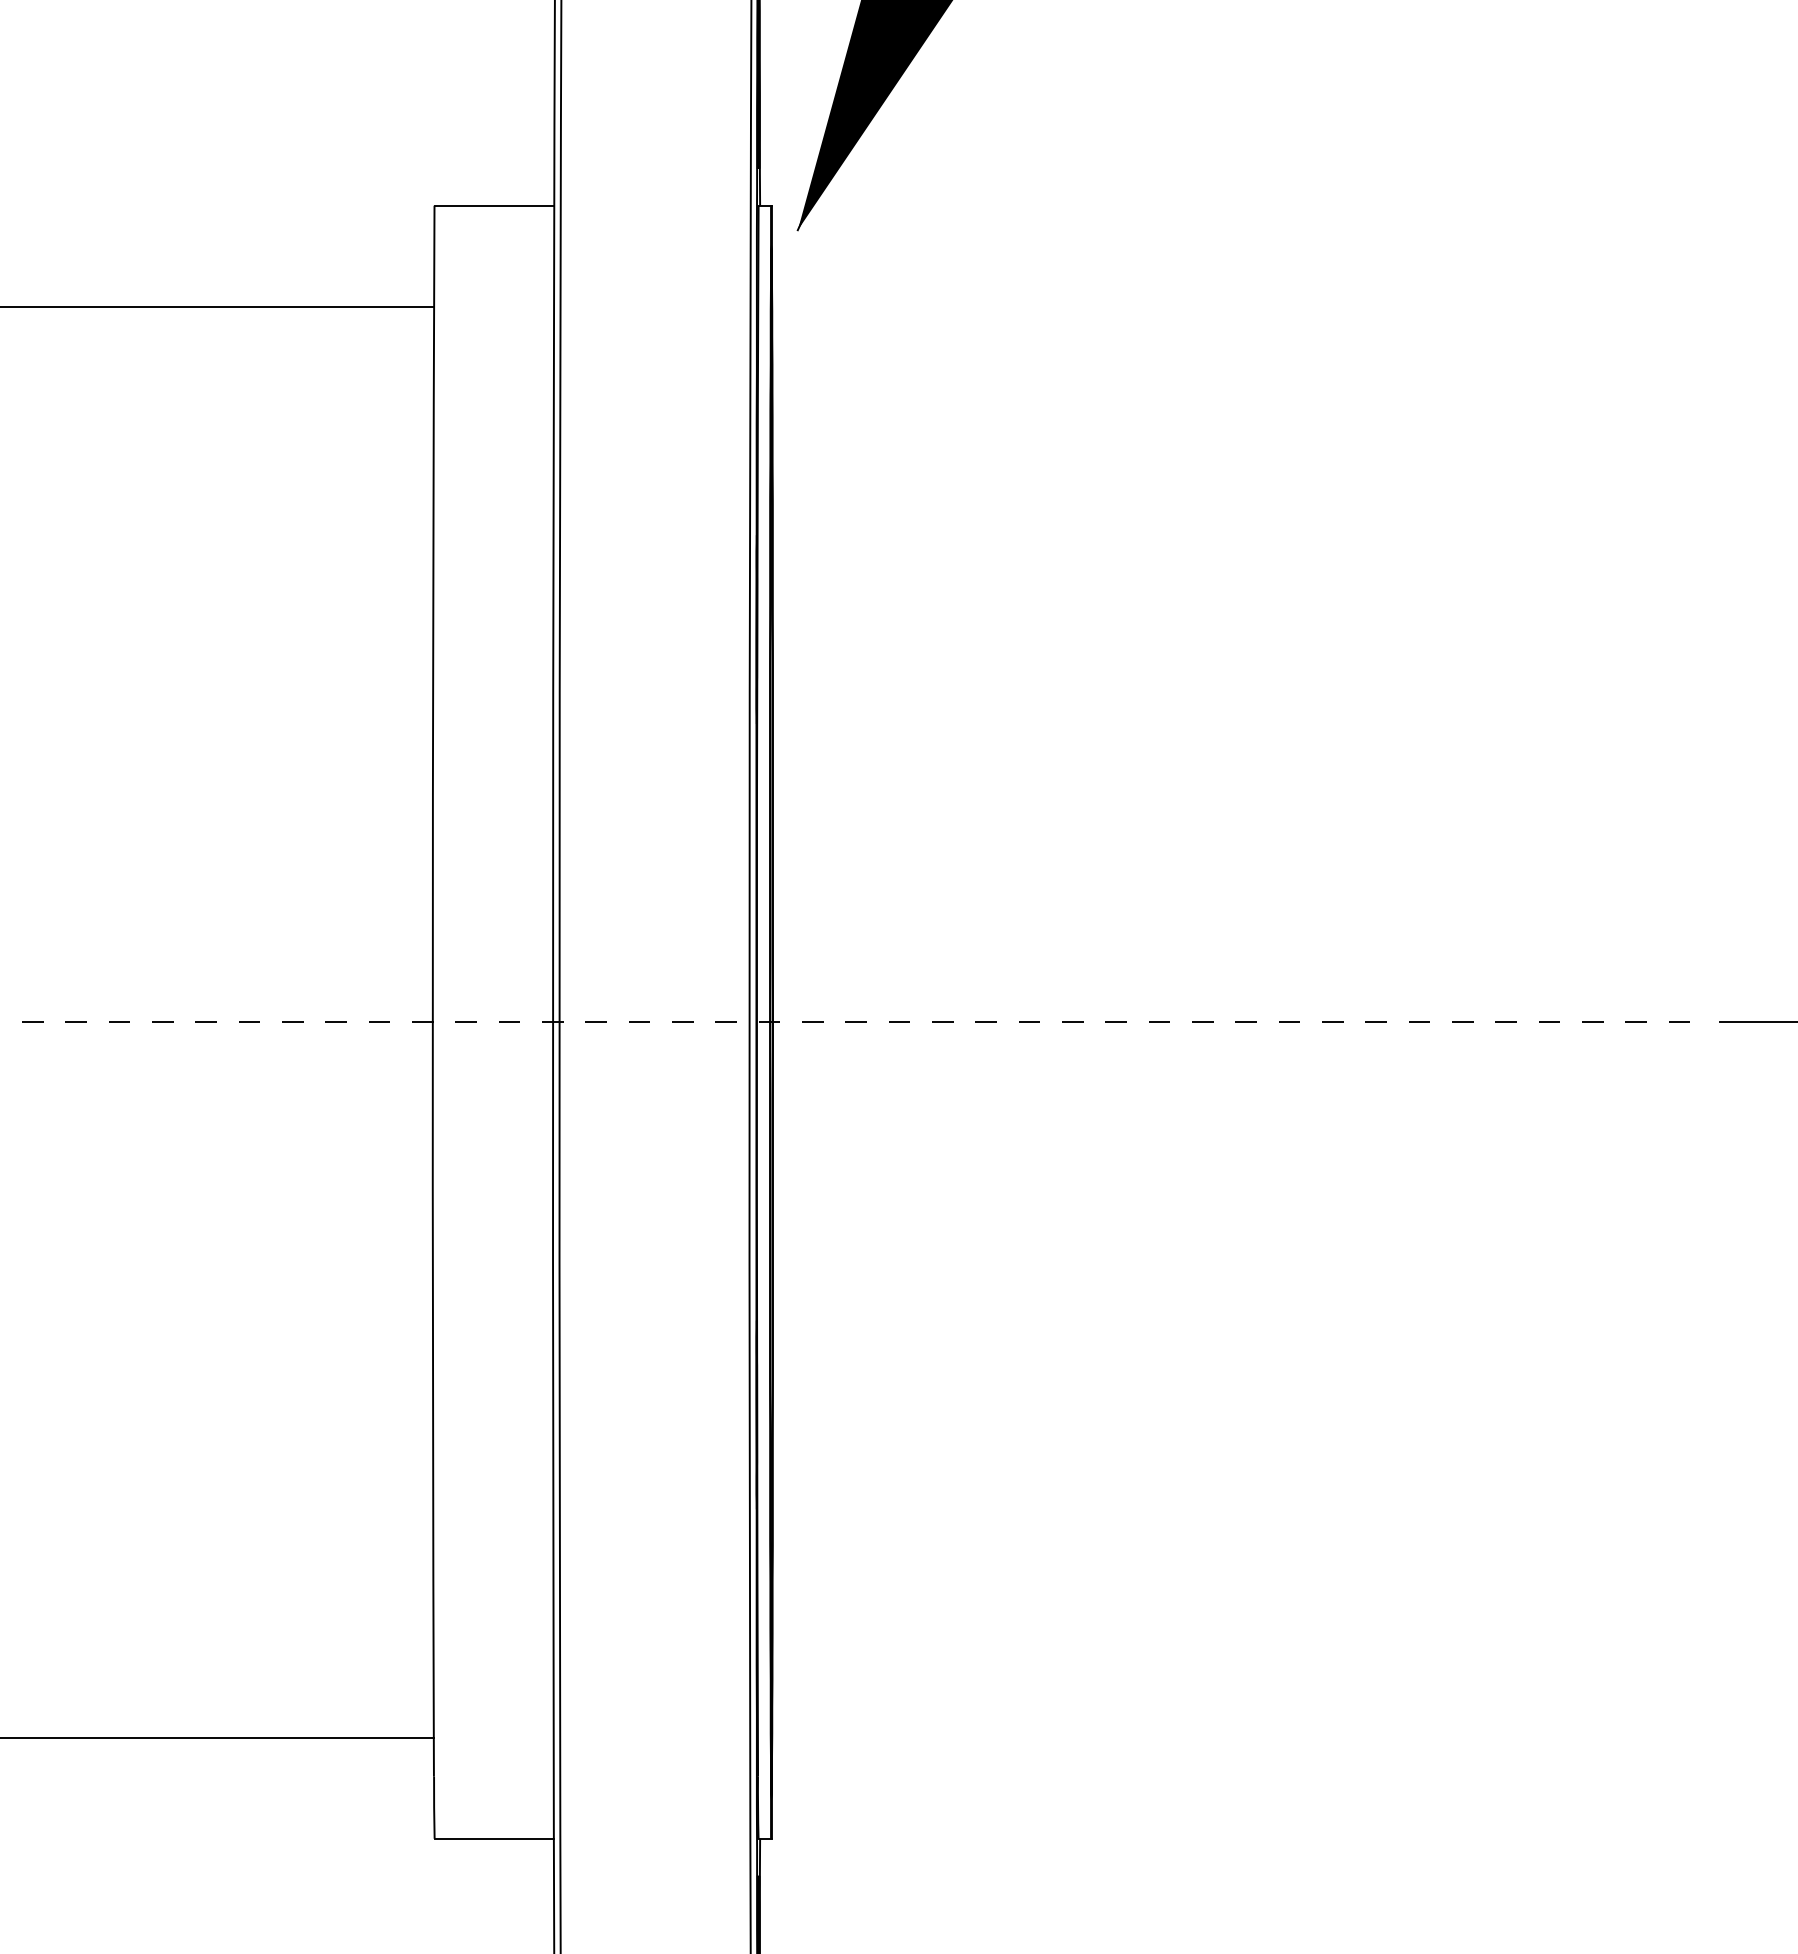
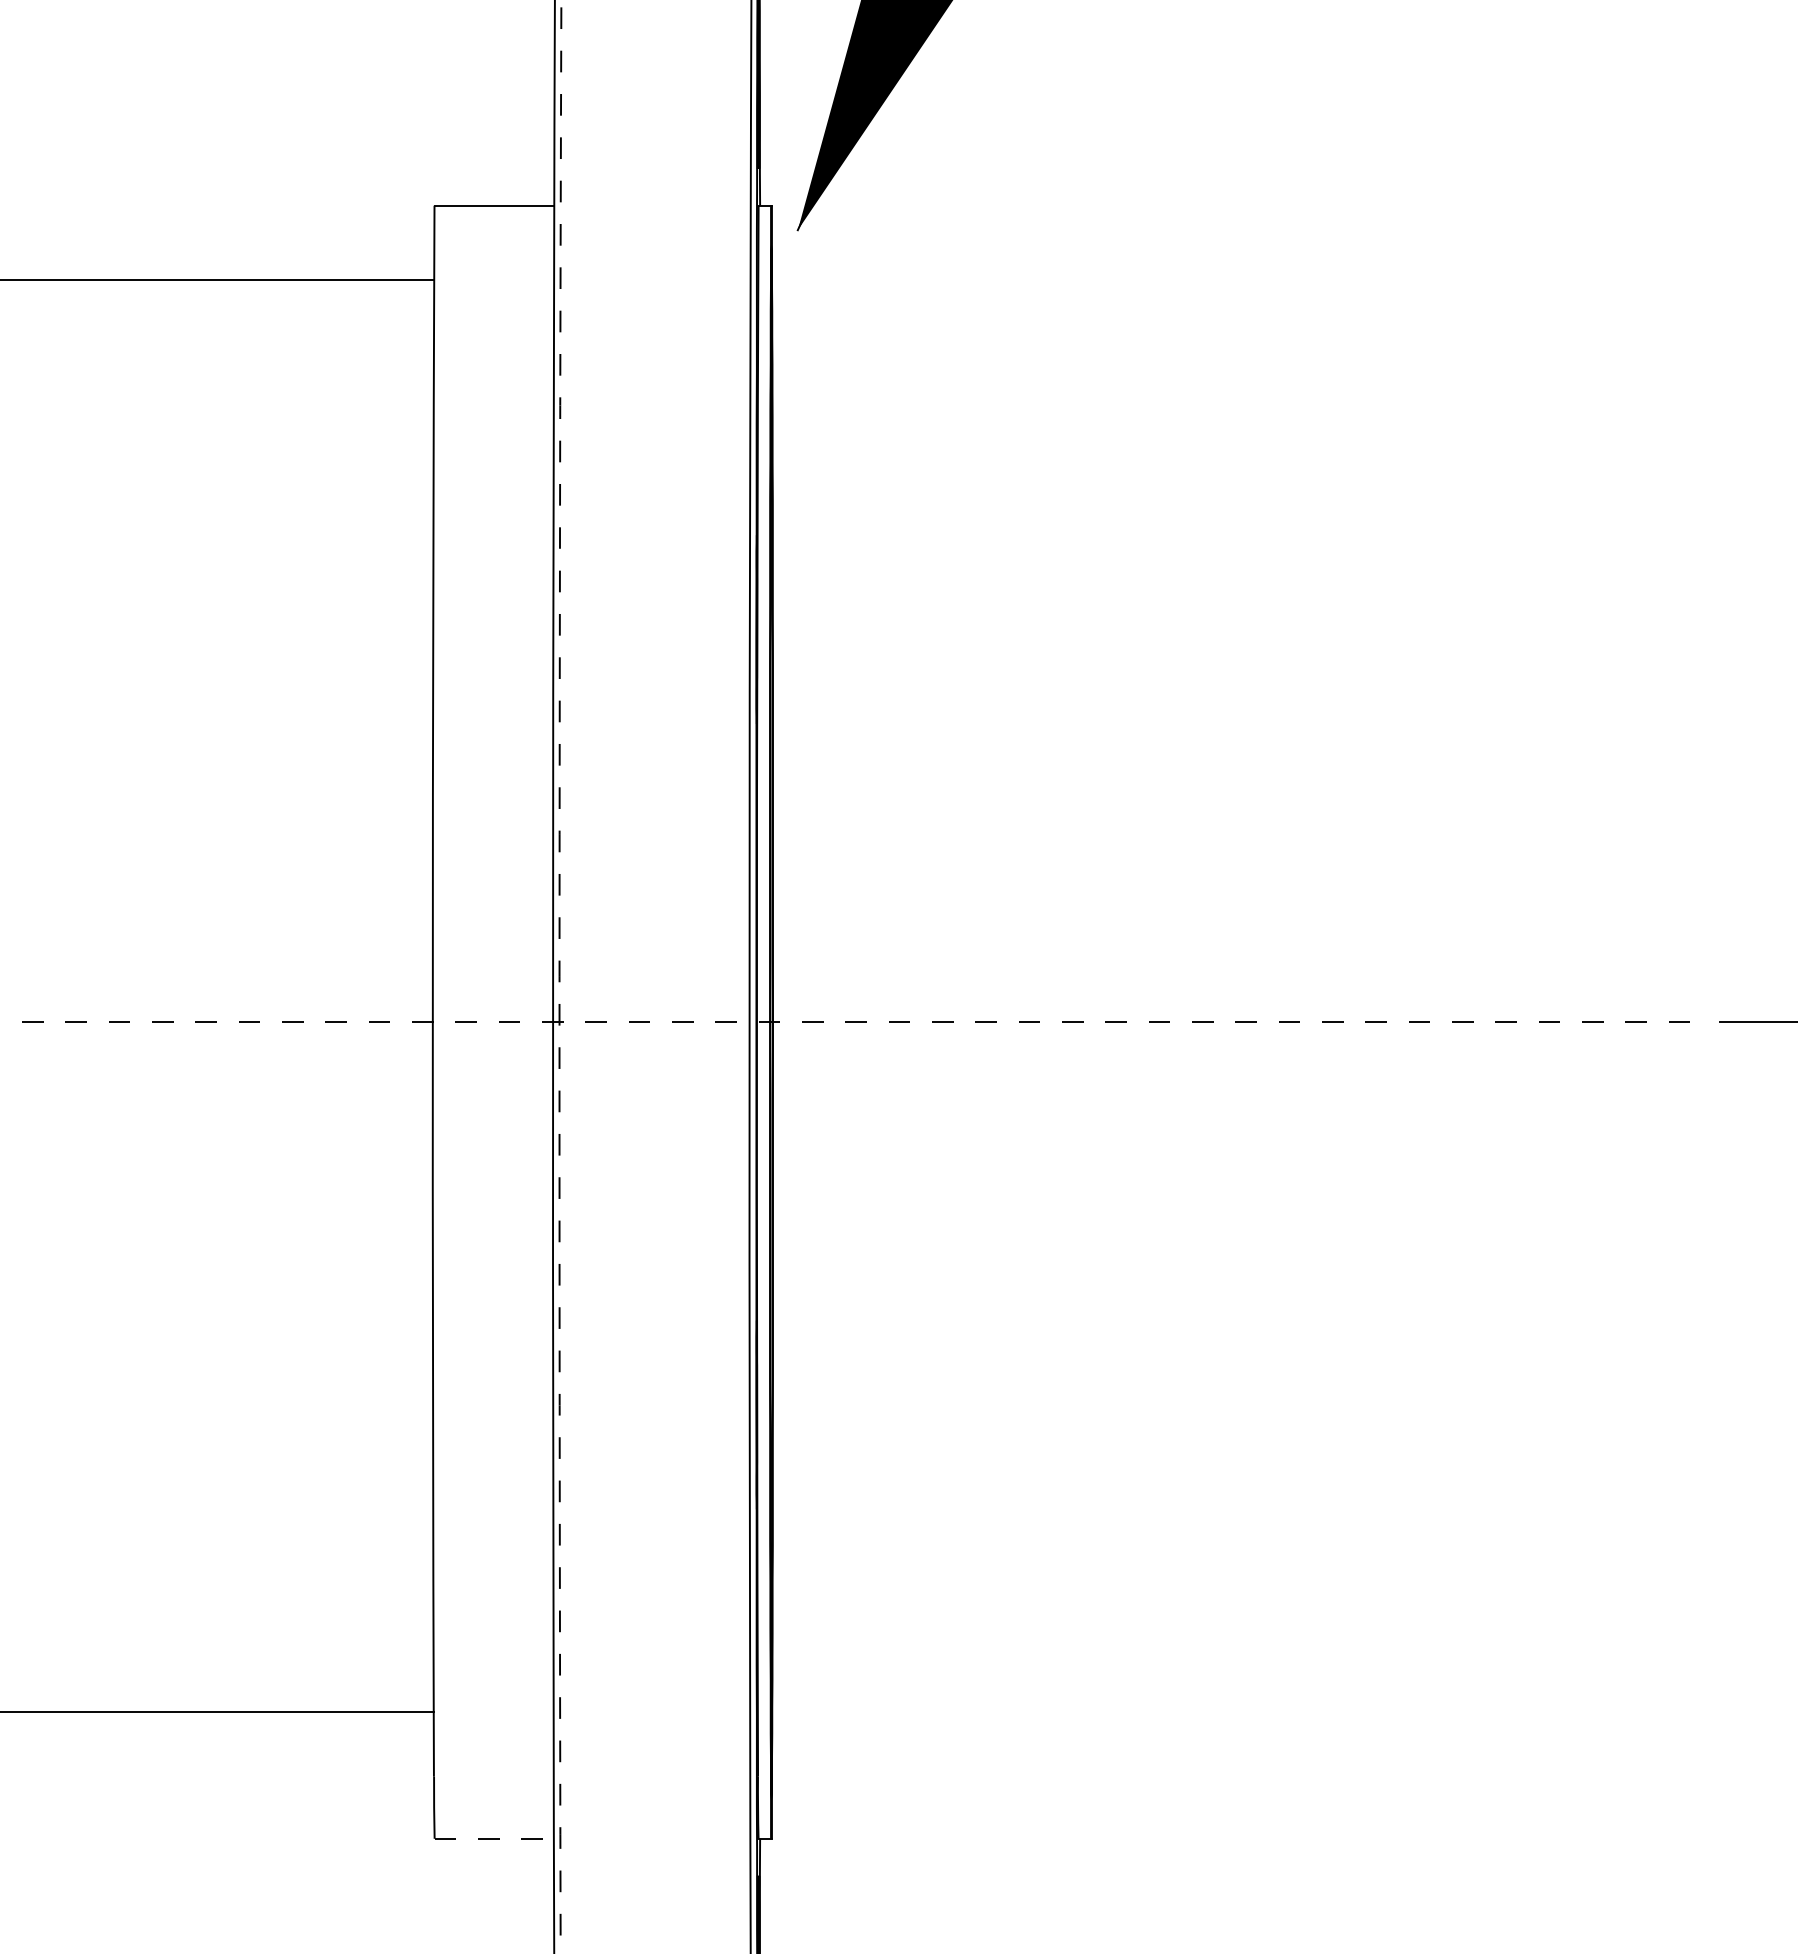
line position: (217, 306) -> (217, 279) (217, 279)
arc: solid -> dashed (559, 976)
line position: (217, 1737) -> (217, 1711) (217, 1711)
line: solid -> dashed (494, 1838)
